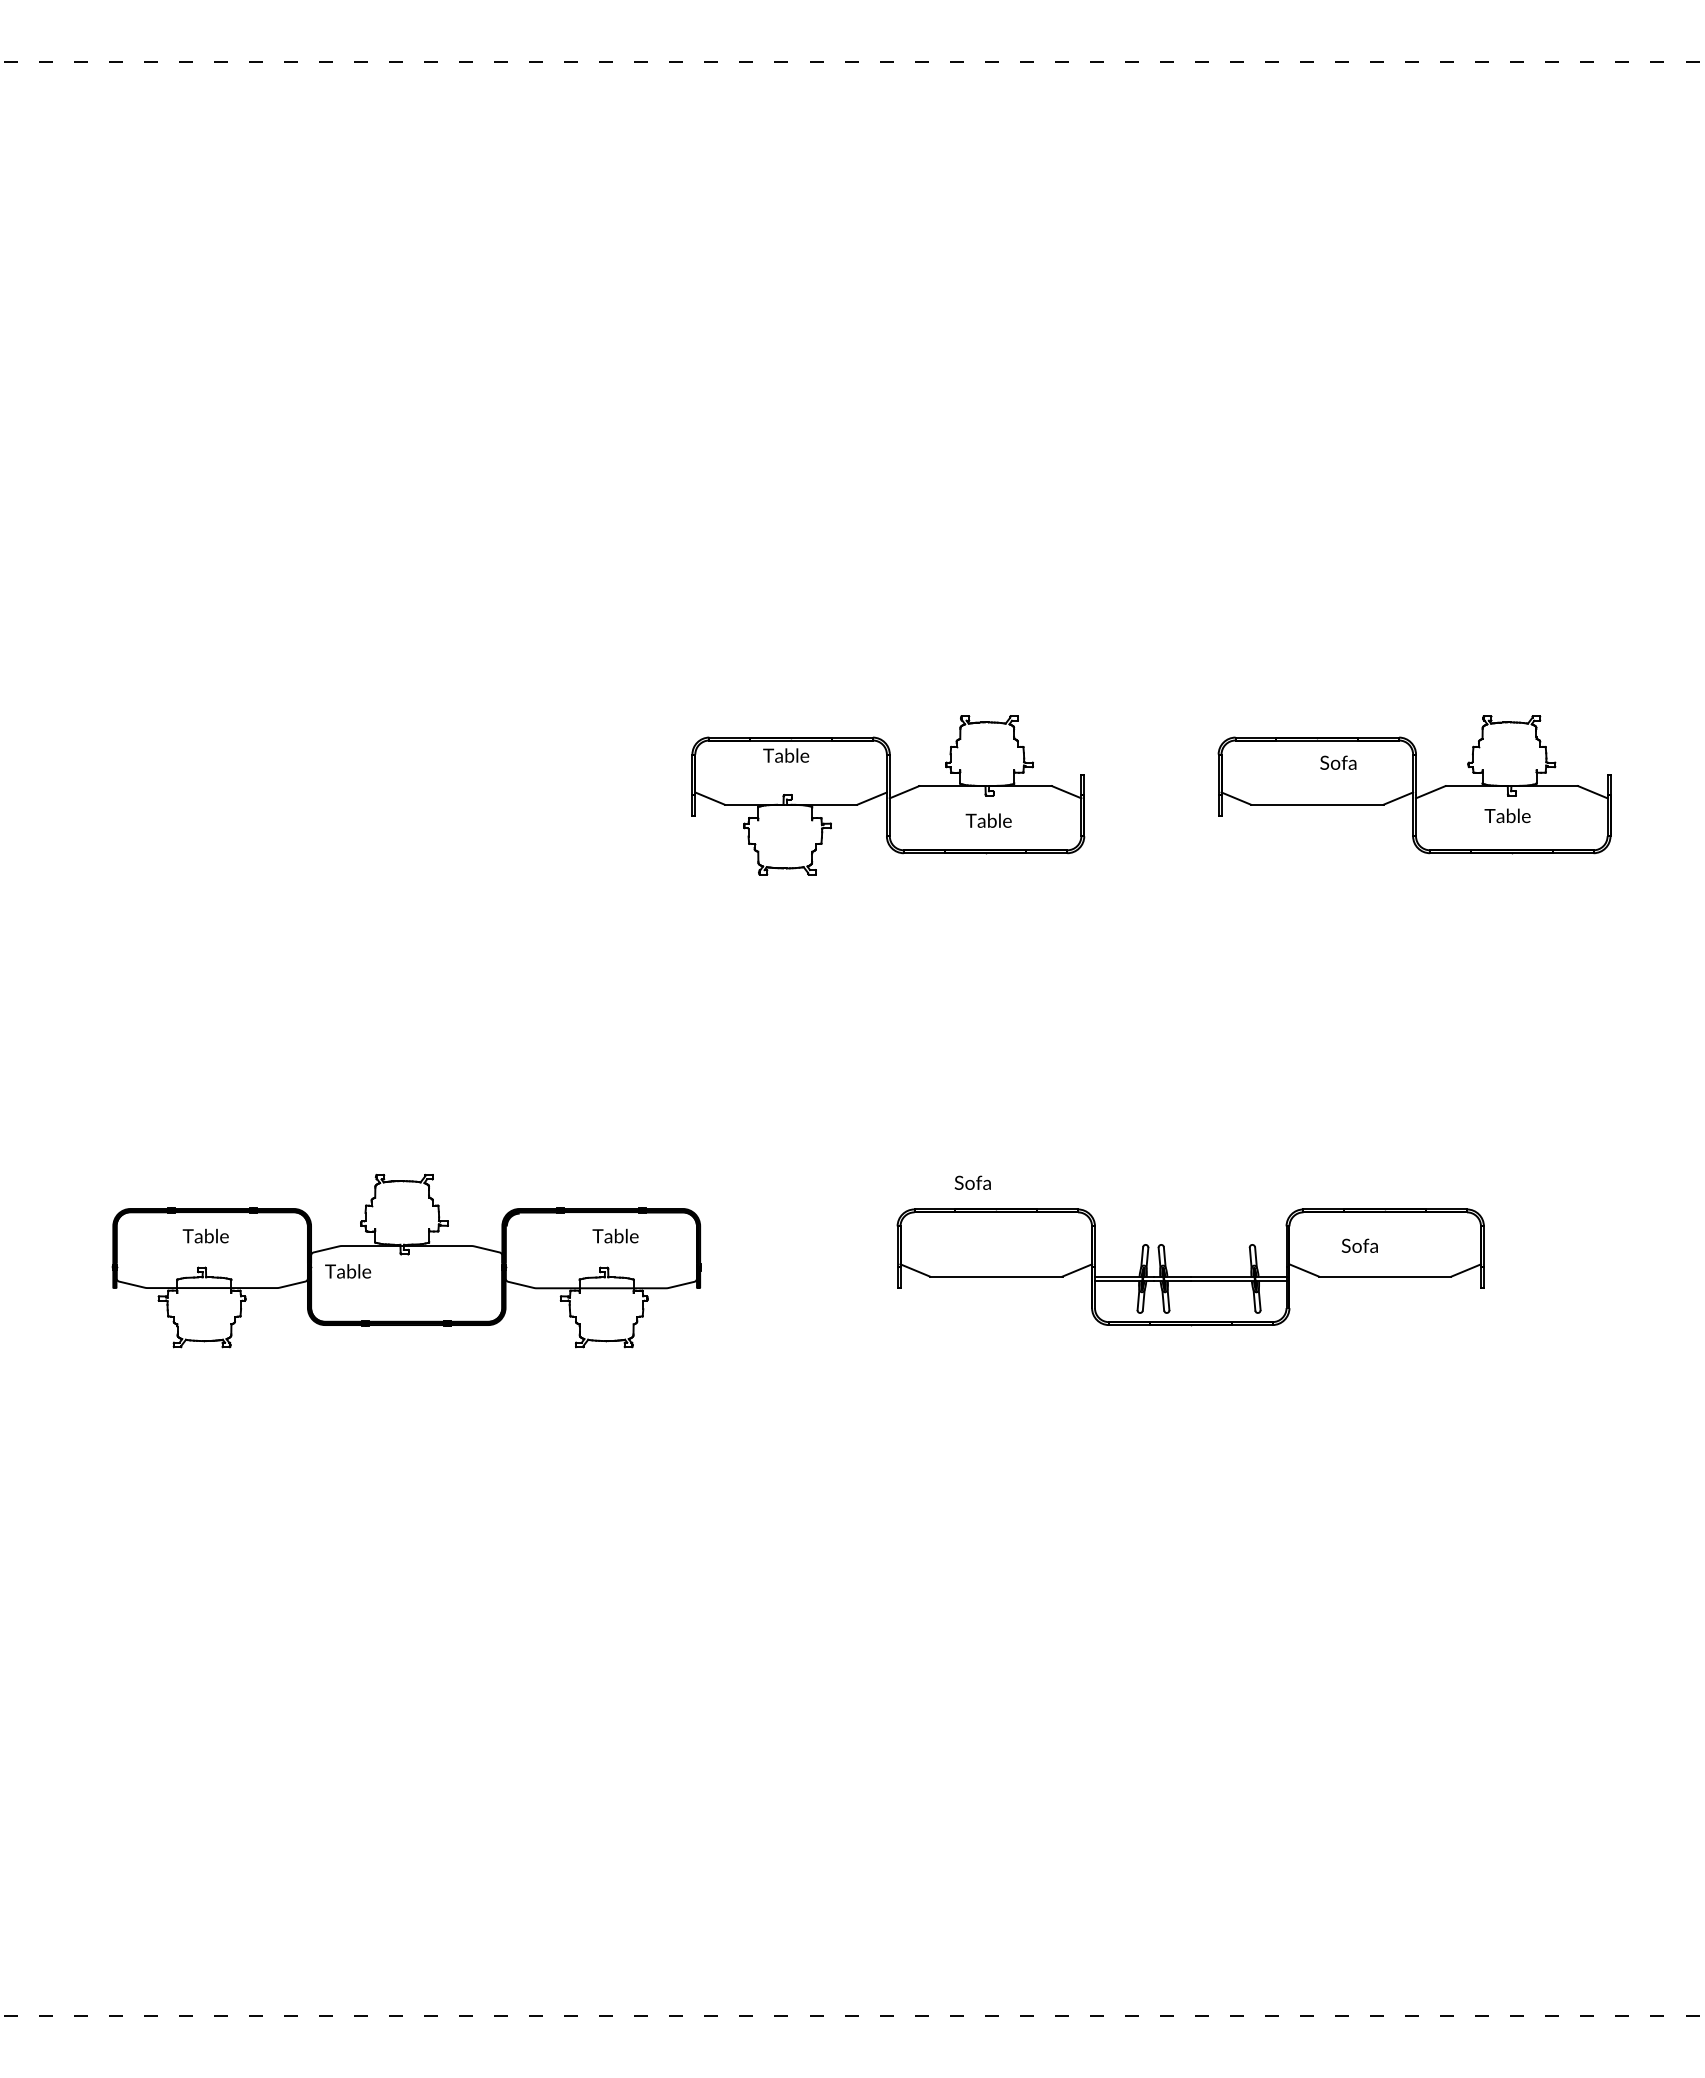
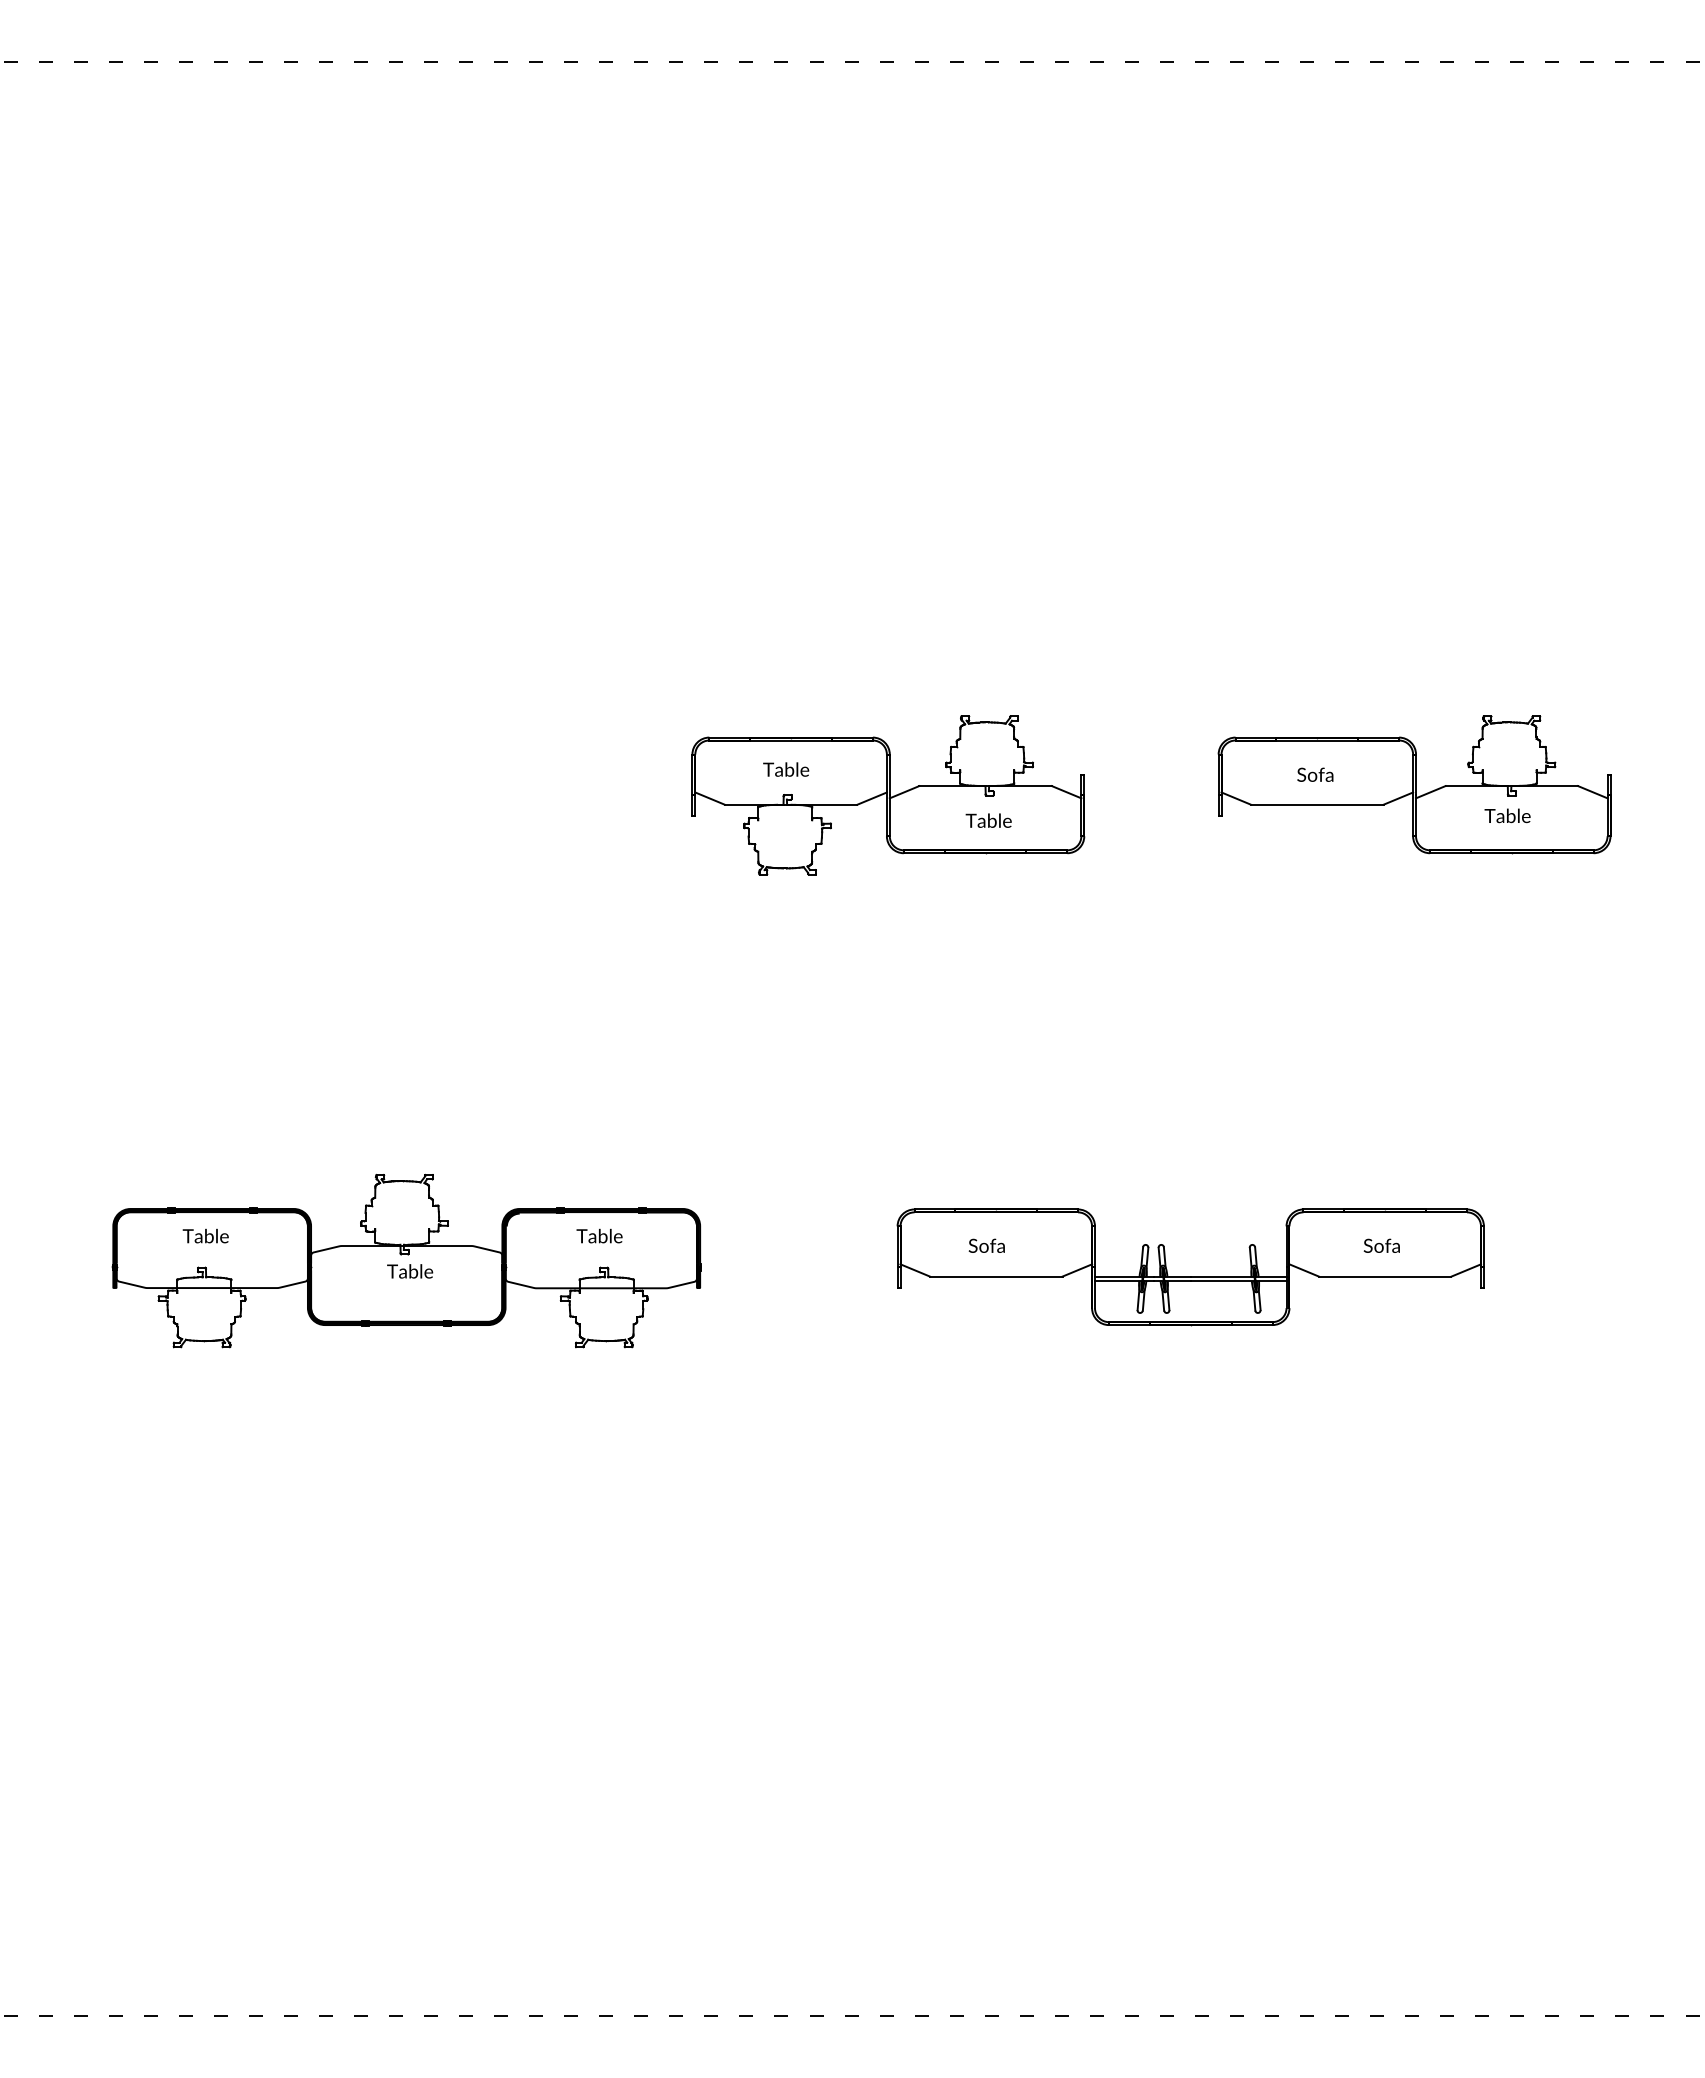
text position: (786, 755) -> (786, 769) (786, 769)
text position: (1338, 762) -> (1315, 774) (1315, 774)
text position: (972, 1182) -> (986, 1245) (986, 1245)
text position: (615, 1235) -> (599, 1235) (599, 1235)
text position: (1359, 1245) -> (1381, 1245) (1381, 1245)
text position: (348, 1271) -> (410, 1271) (410, 1271)
